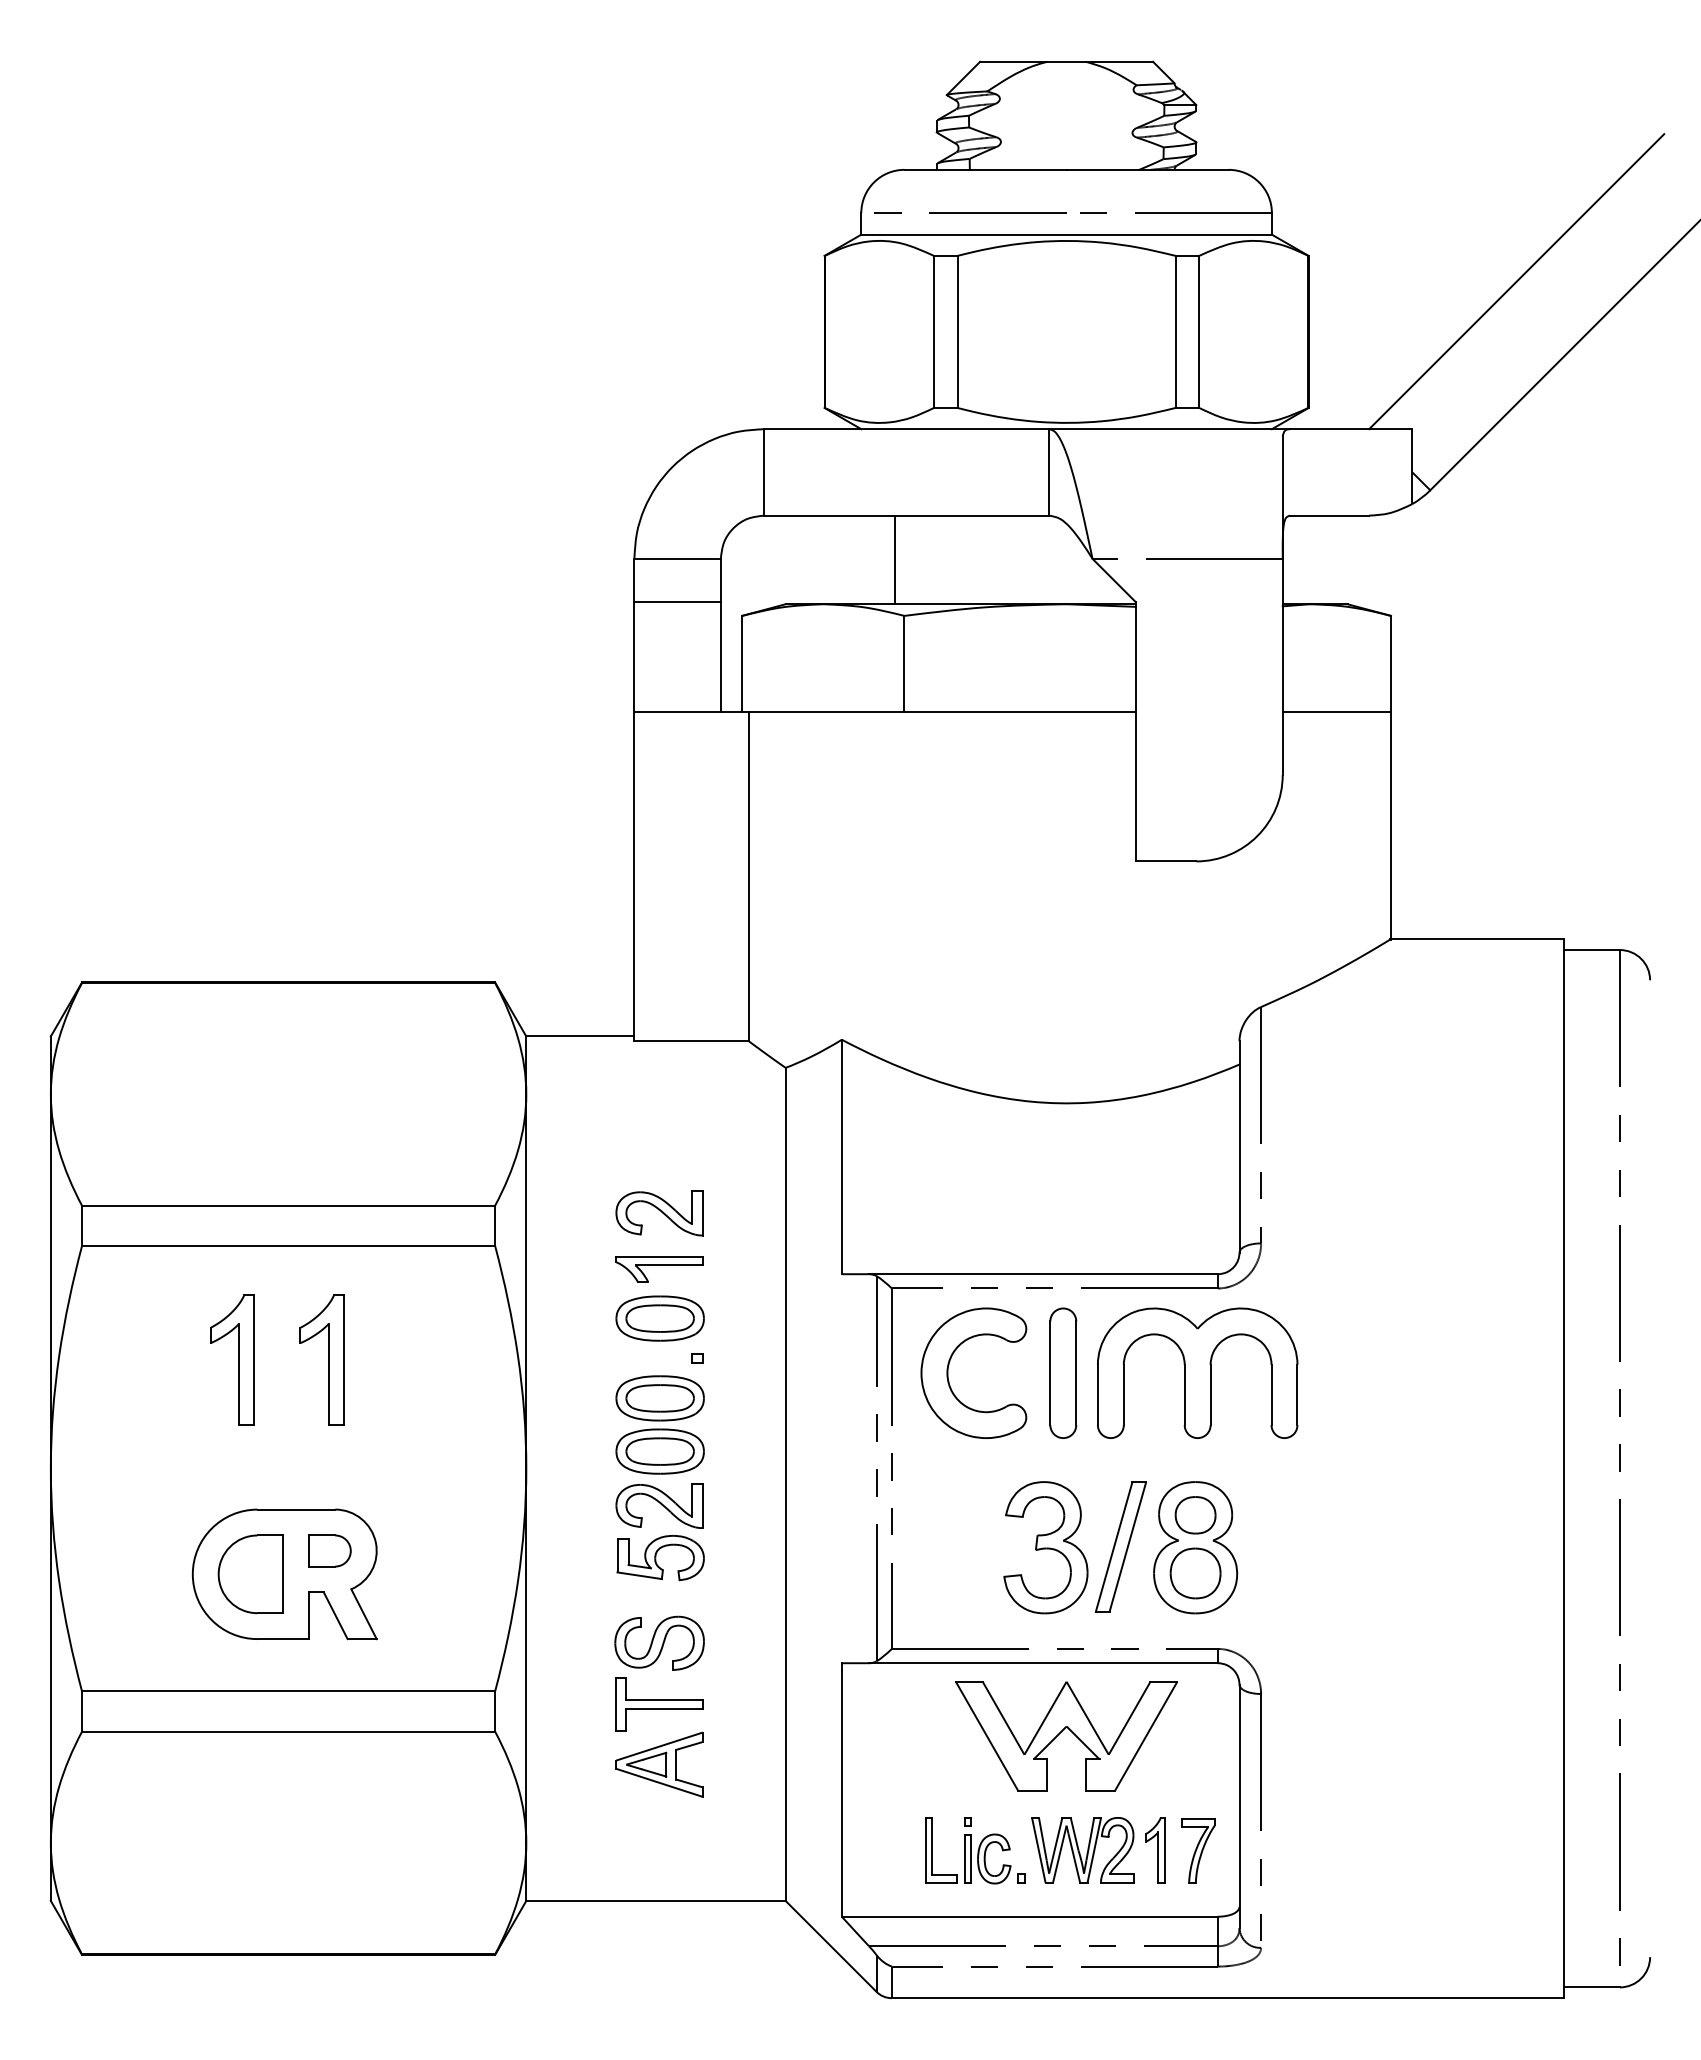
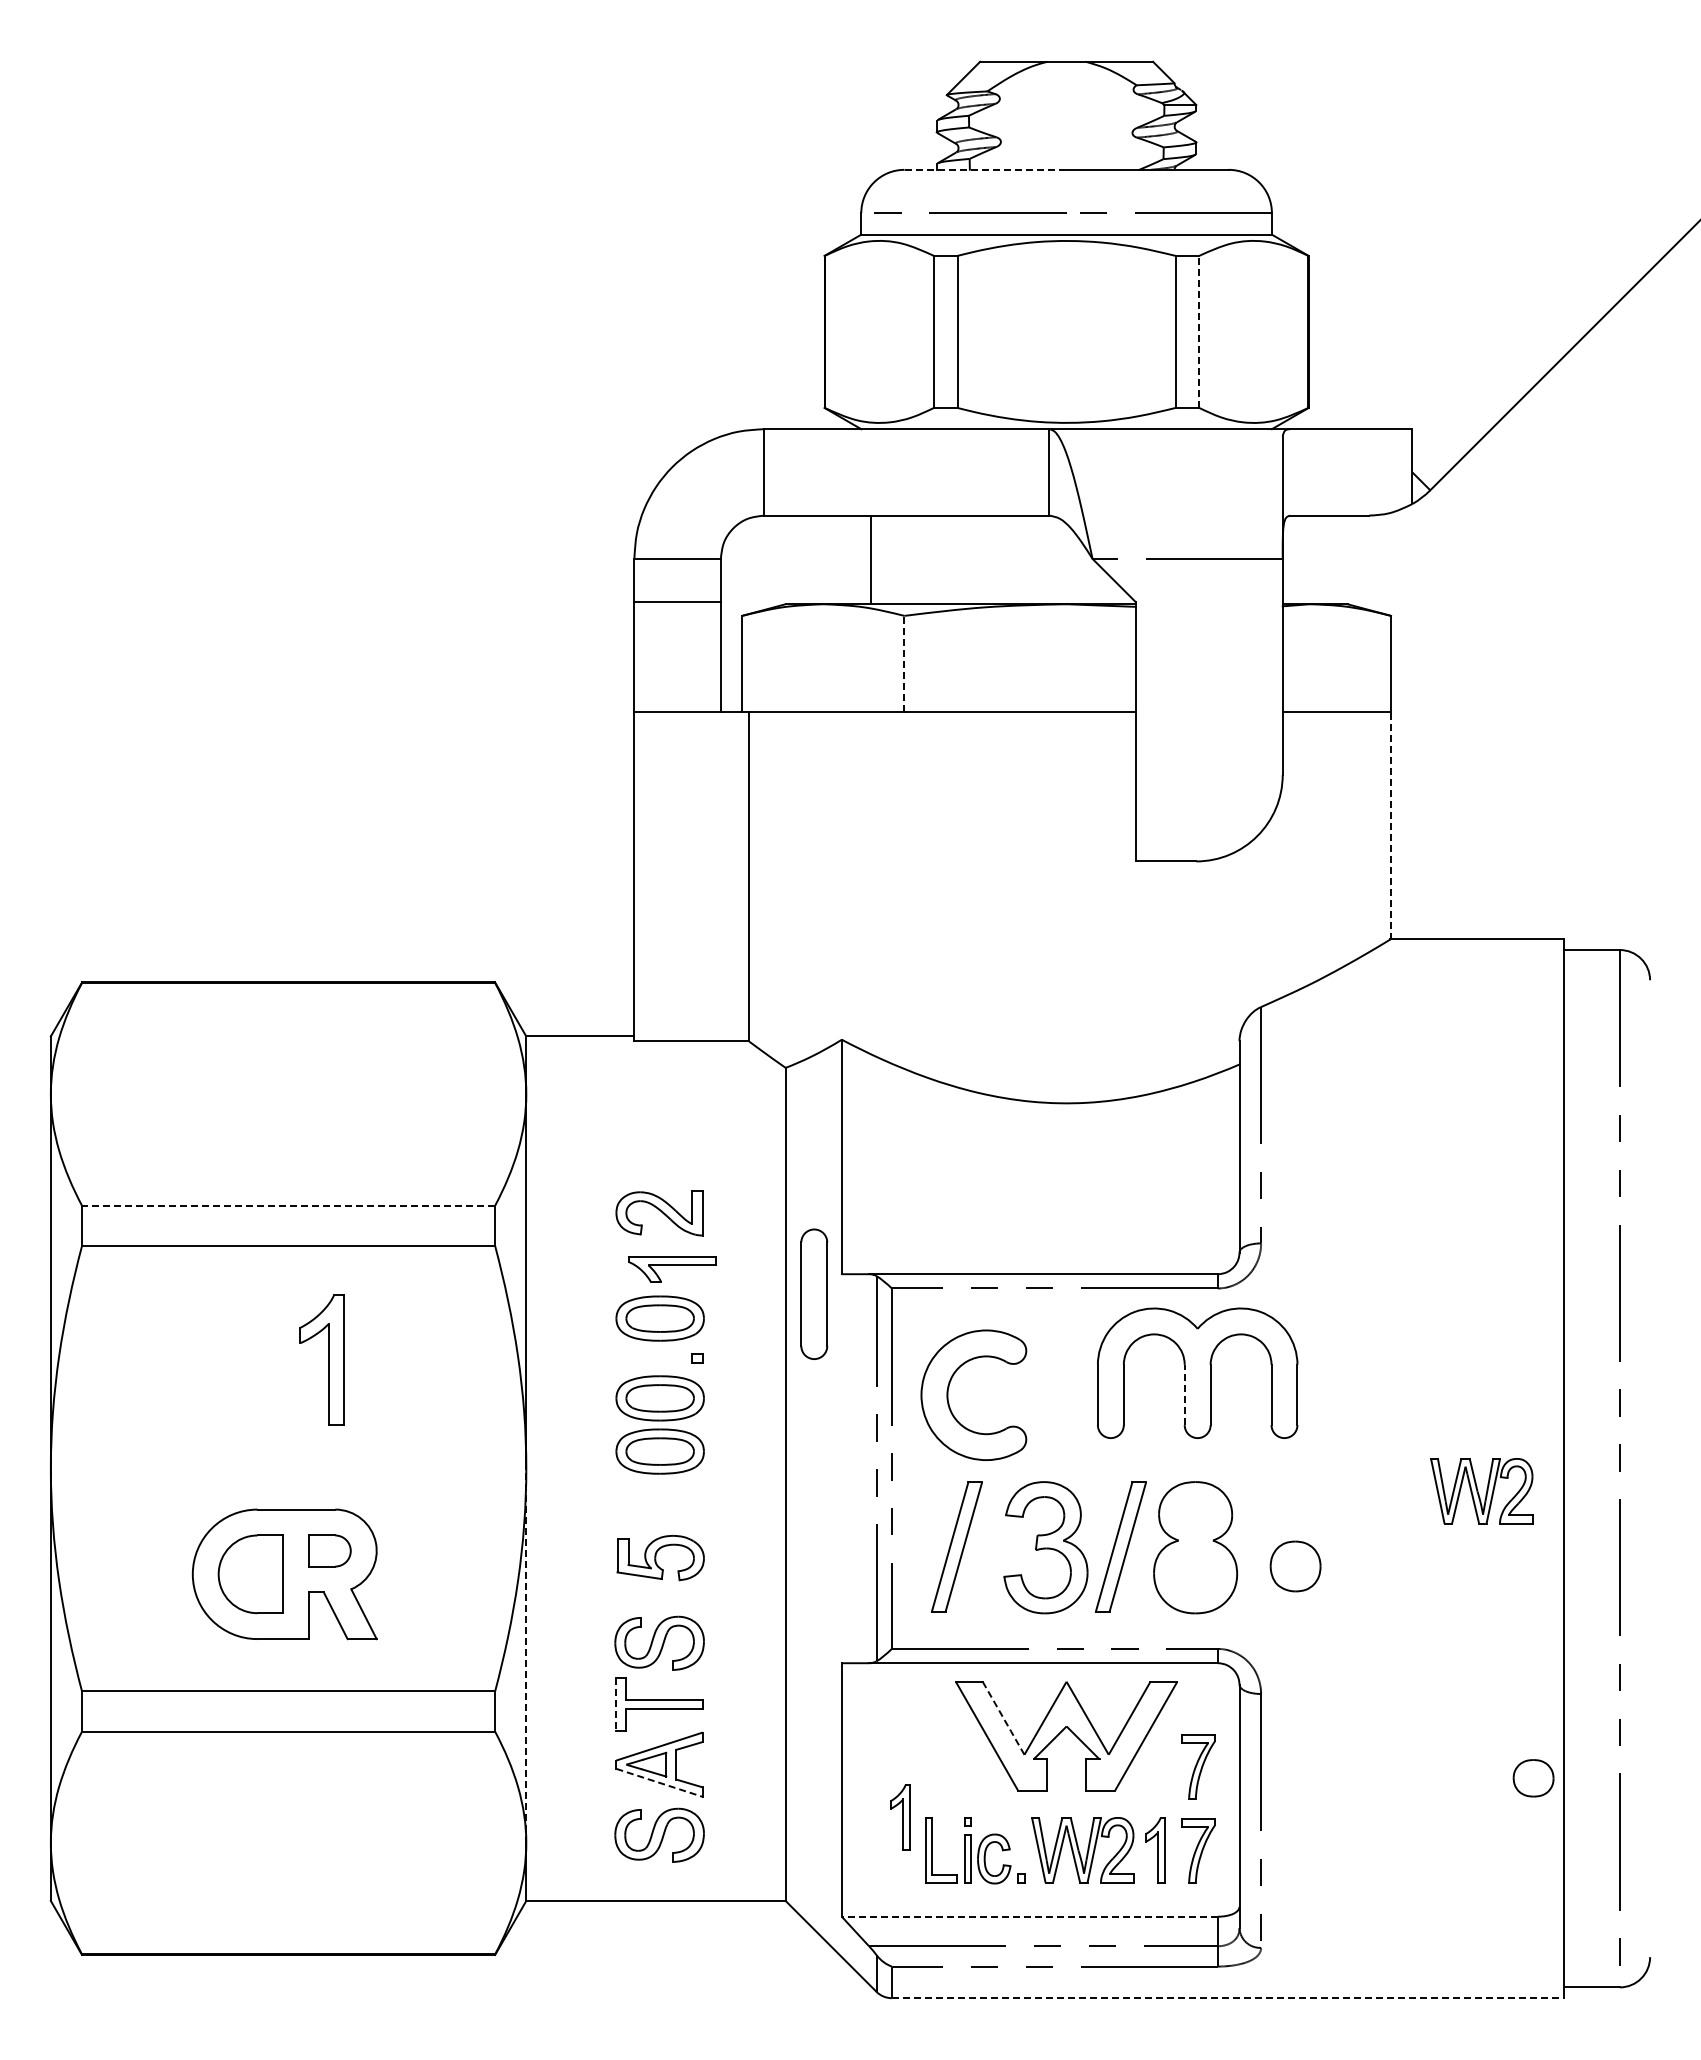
line: solid -> dashed (986, 169)
line: present -> none (1516, 281)
line: solid -> dashed (1199, 331)
line position: (894, 559) -> (870, 559) (870, 559)
line: solid -> dashed (904, 663)
line: solid -> dashed (1390, 825)
line: solid -> dashed (288, 1205)
part position: (659, 1269) -> (672, 1269) (672, 1269)
part: present -> none (232, 1359)
part position: (949, 1365) -> (949, 1387) (949, 1387)
part position: (1063, 1372) -> (814, 1293) (814, 1293)
line: solid -> dashed (1184, 1394)
part: none -> present (1481, 1491)
part: present -> none (659, 1505)
part position: (1195, 1515) -> (1533, 1778) (1533, 1778)
part: none -> present (956, 1546)
part position: (1195, 1573) -> (1295, 1566) (1295, 1566)
line: solid -> dashed (526, 1655)
line: solid -> dashed (616, 1704)
line: solid -> dashed (1003, 1718)
part: none -> present (1198, 1766)
line: solid -> dashed (660, 1783)
part: none -> present (900, 1817)
part: none -> present (659, 1834)
line: solid -> dashed (1029, 1916)
line: solid -> dashed (1227, 1998)
